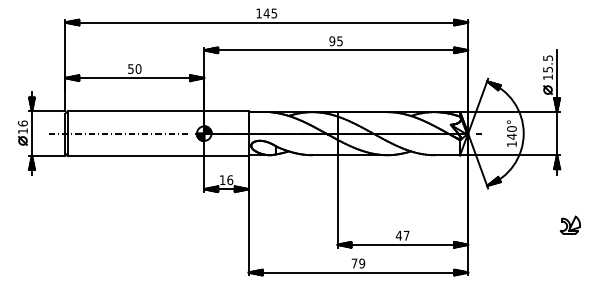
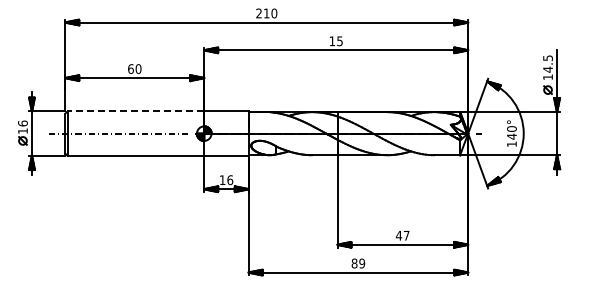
text: 145 -> 210 (266, 13)
text: 95 -> 15 (332, 41)
text: 50 -> 60 (130, 68)
text: 15.5 -> 14.5 (547, 69)
line: solid -> dashed (135, 111)
part: present -> none (569, 224)
text: 79 -> 89 (354, 263)
